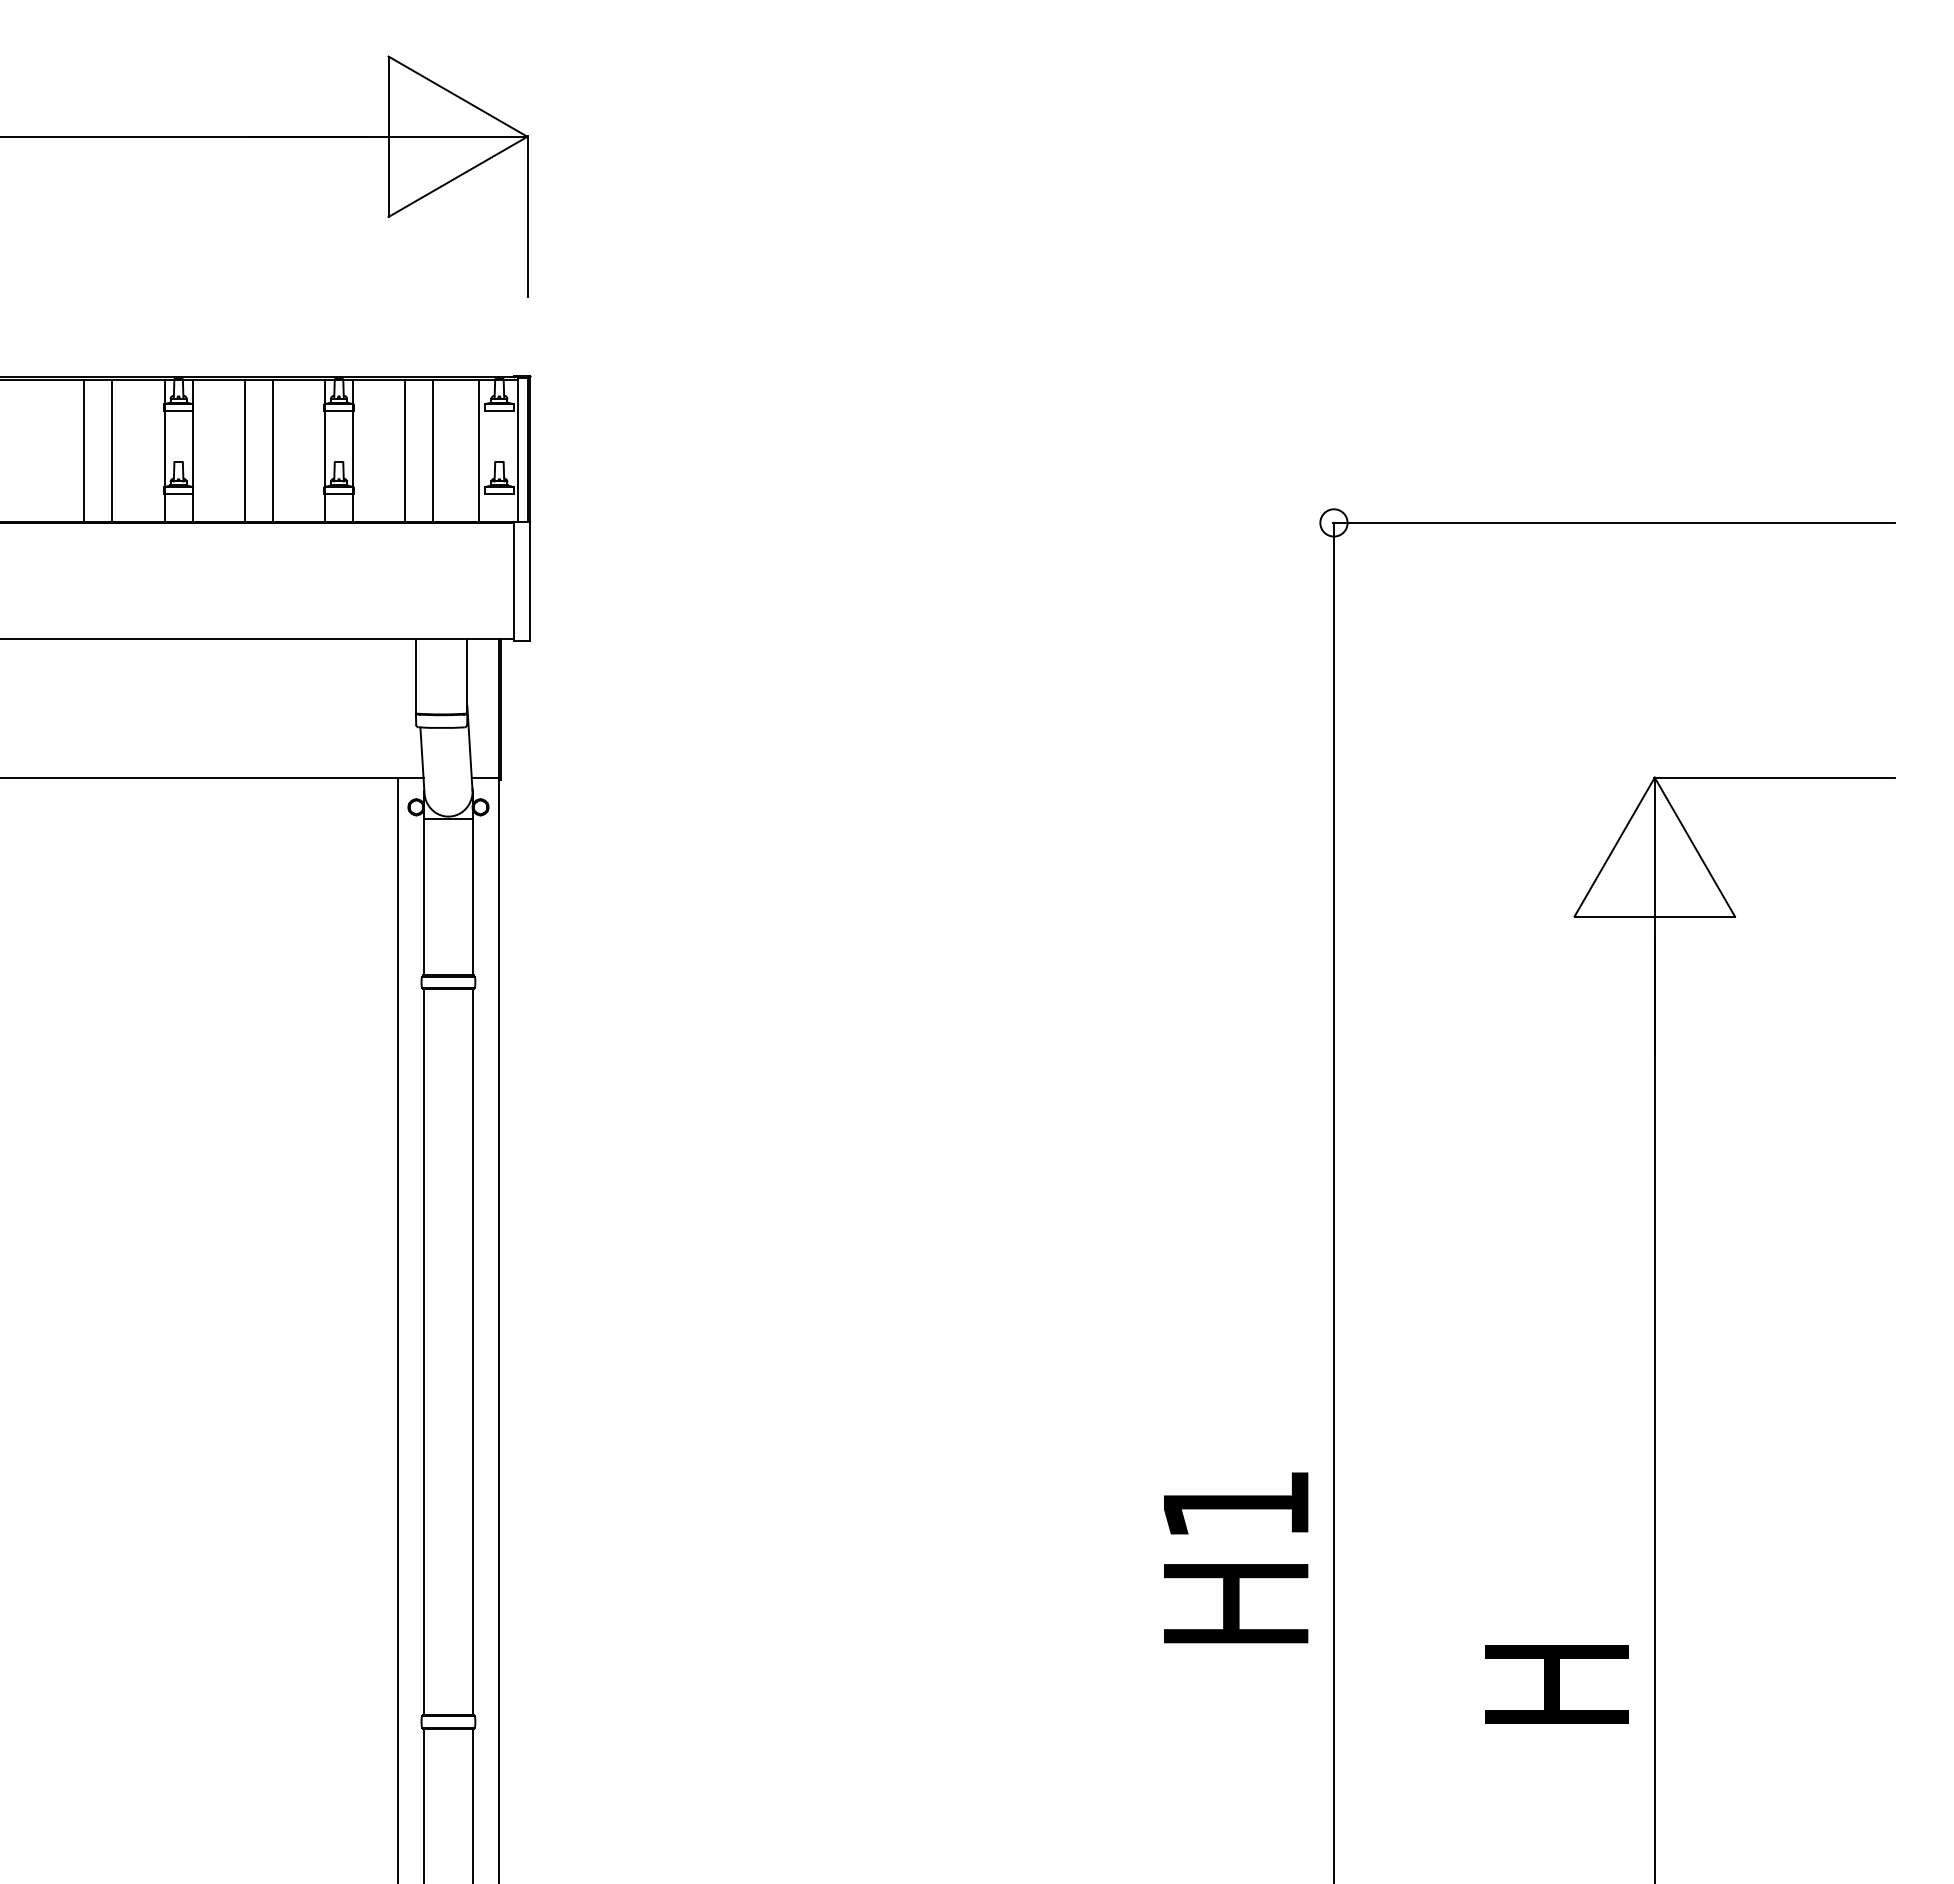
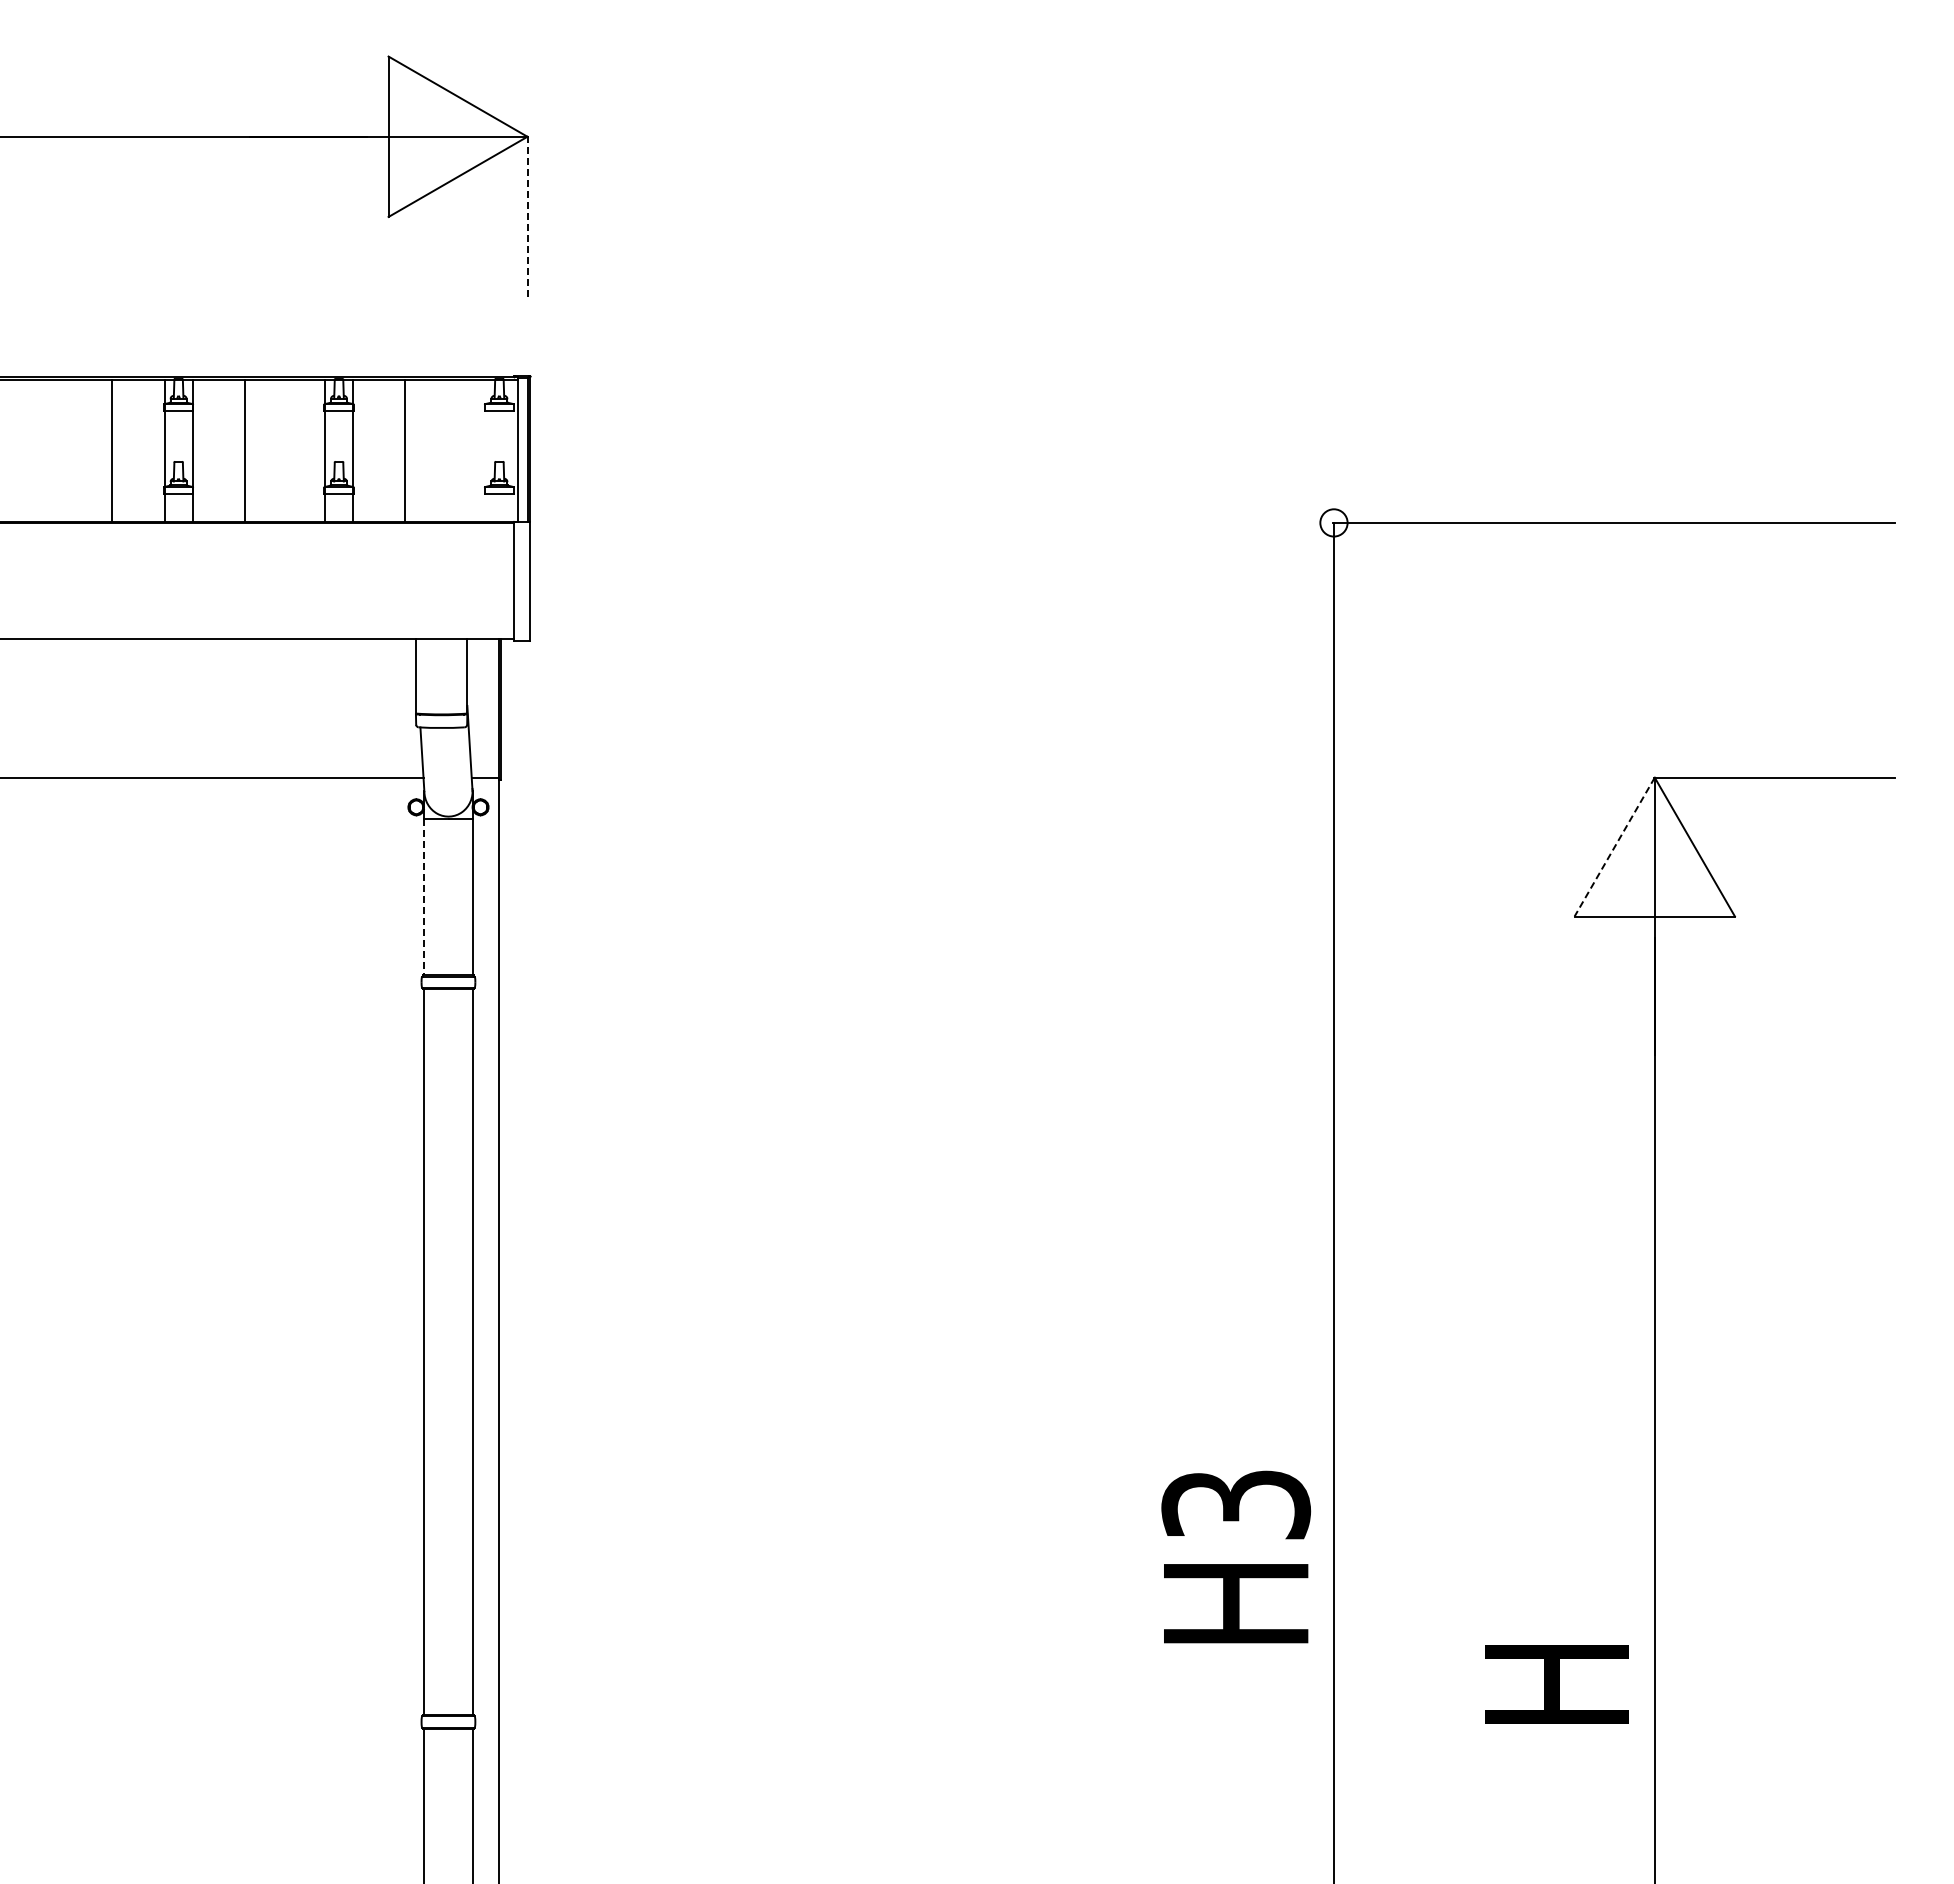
line: solid -> dashed (527, 216)
line: present -> none (84, 450)
line: present -> none (272, 450)
line: present -> none (433, 450)
line: present -> none (479, 450)
line: solid -> dashed (1614, 847)
line: solid -> dashed (424, 897)
line: present -> none (398, 1328)
text: H1 -> H3 (1236, 1504)
